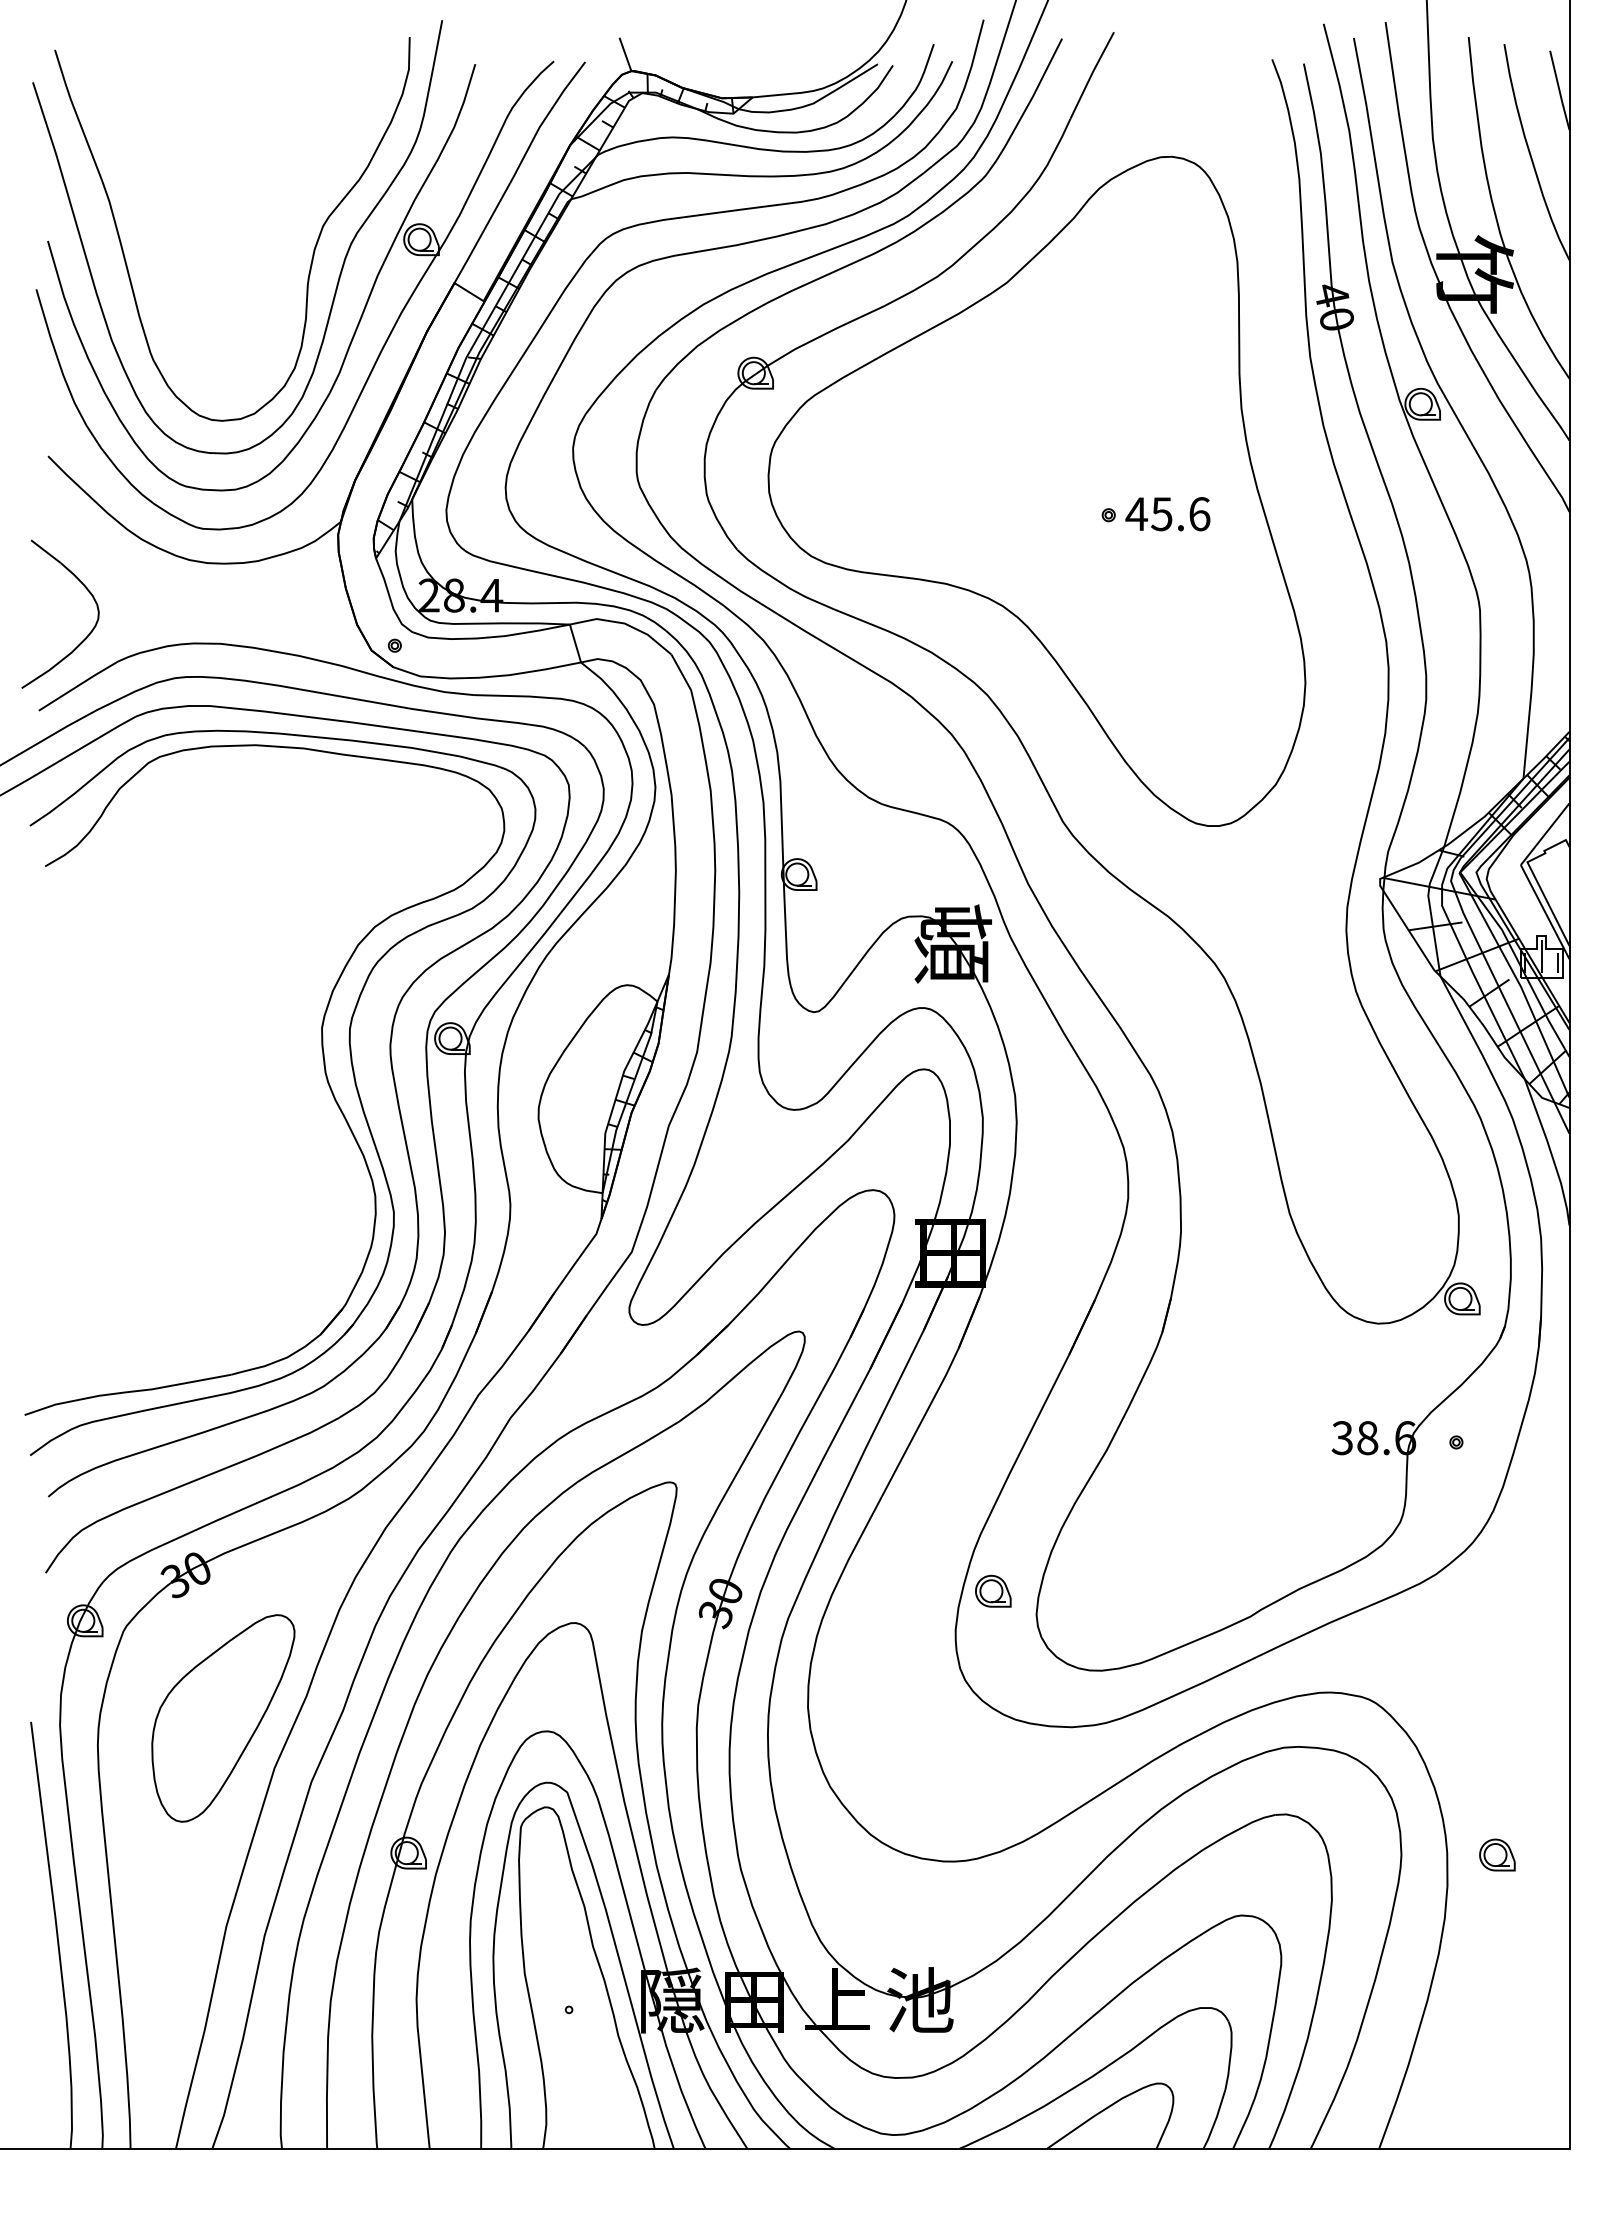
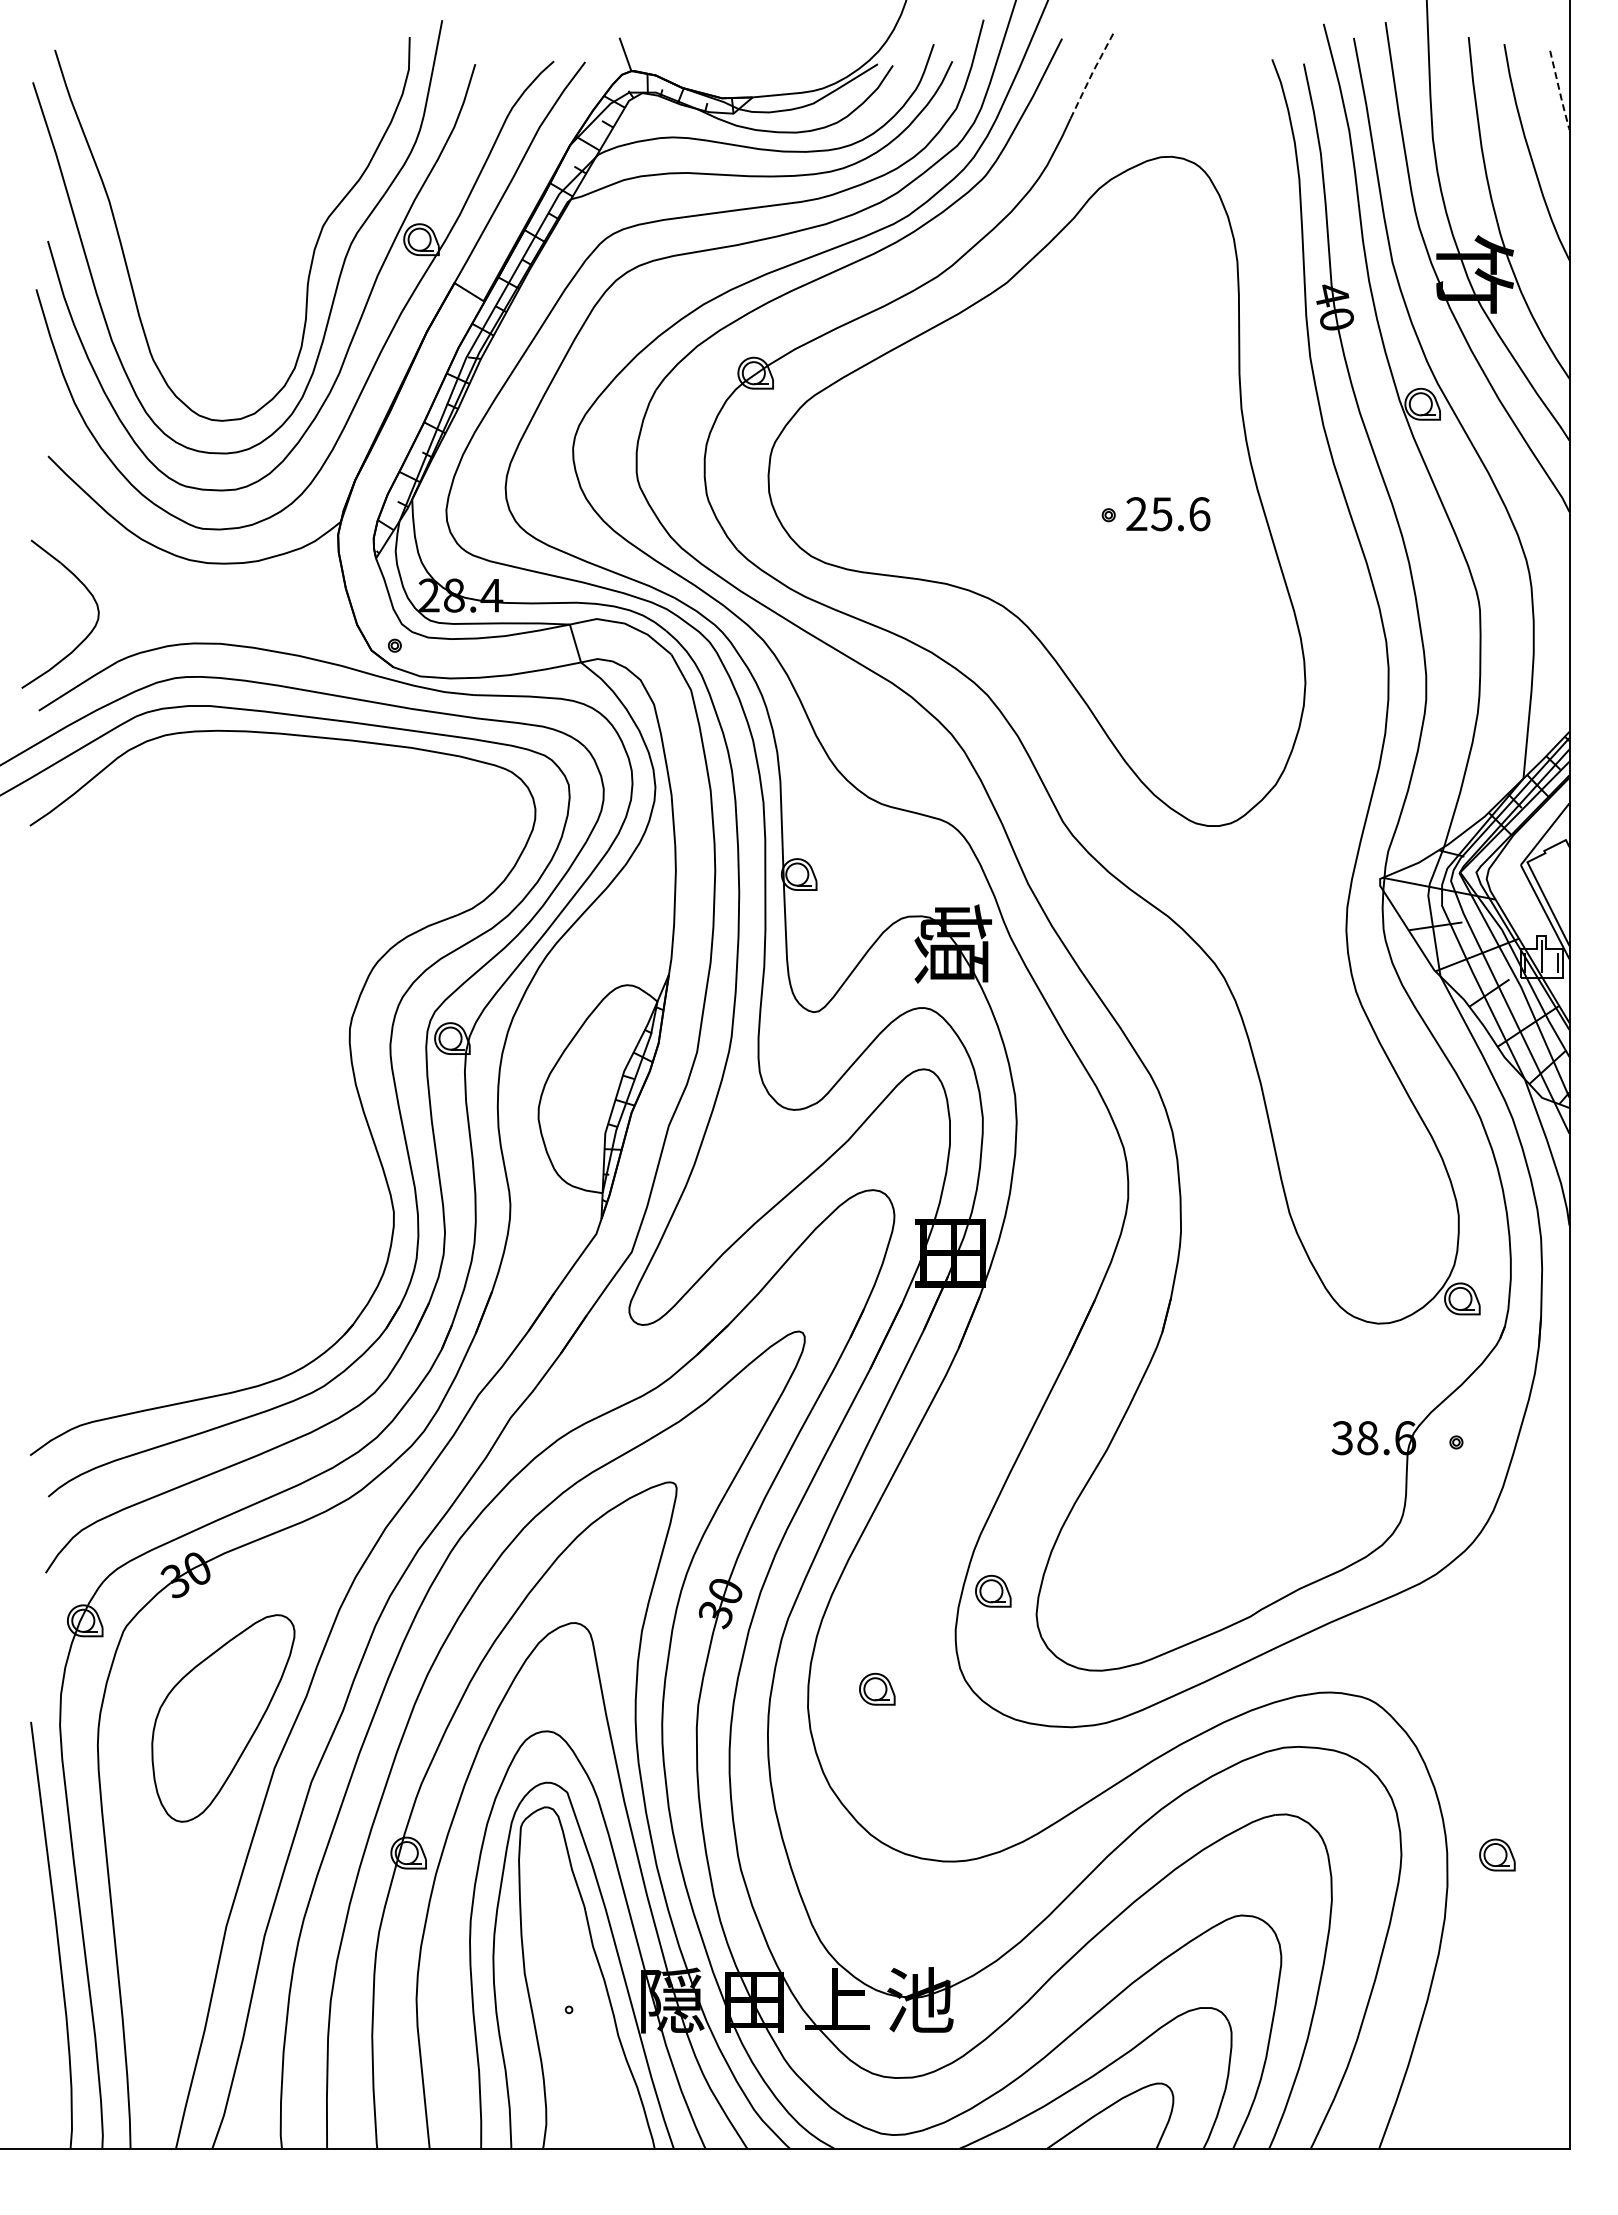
line: solid -> dashed (1091, 74)
line: solid -> dashed (1559, 92)
text: 45.6 -> 25.6 (1136, 513)
part: present -> none (324, 1073)
part: none -> present (877, 1688)
